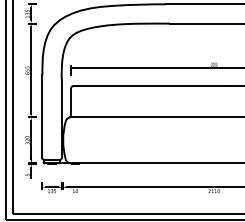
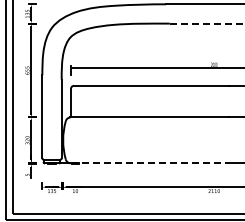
line: solid -> dashed (207, 23)
line: solid -> dashed (150, 163)
